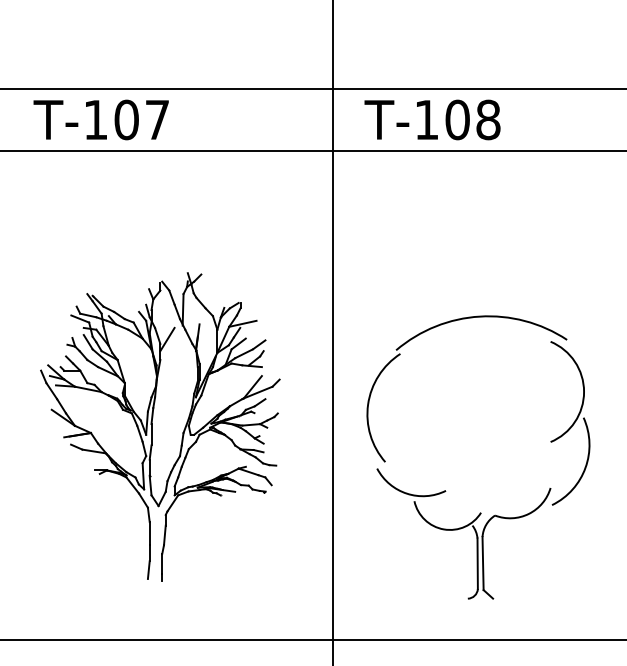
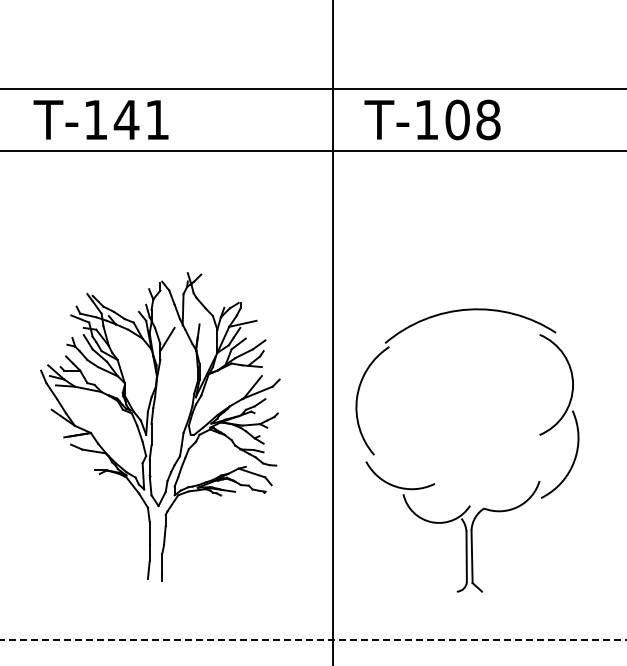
text: T-107 -> T-141 (140, 119)
part position: (445, 490) -> (434, 483) (434, 483)
line: solid -> dashed (313, 640)
